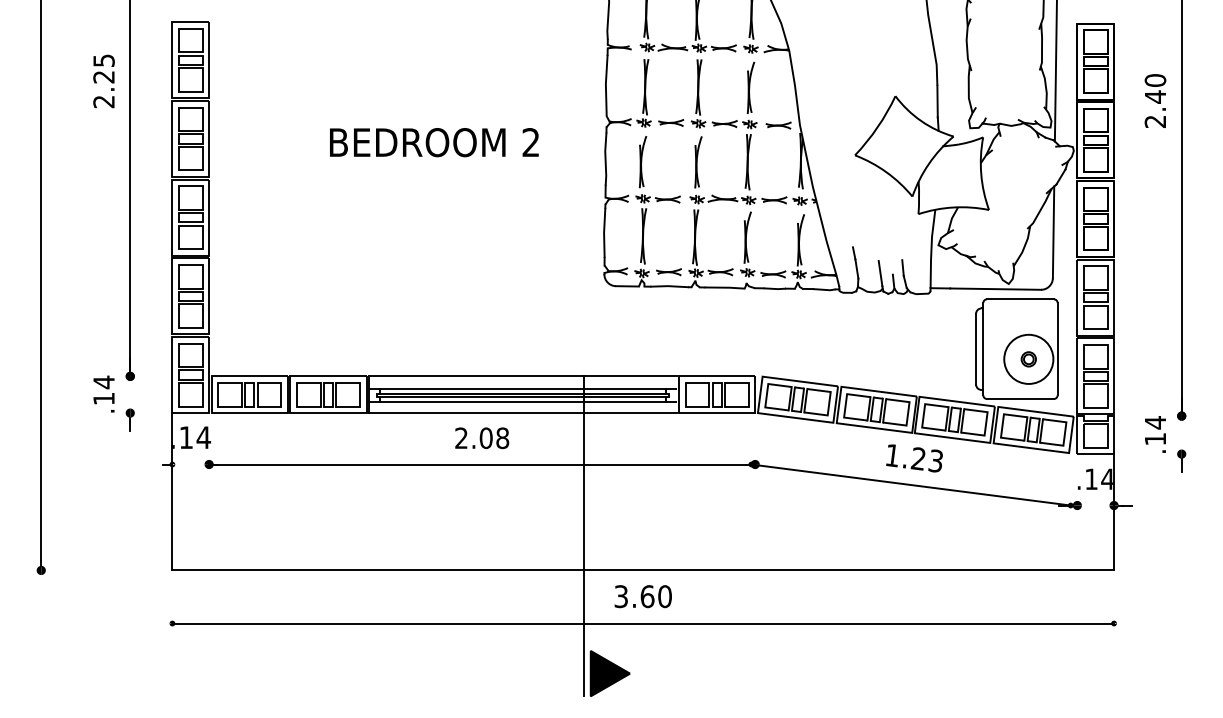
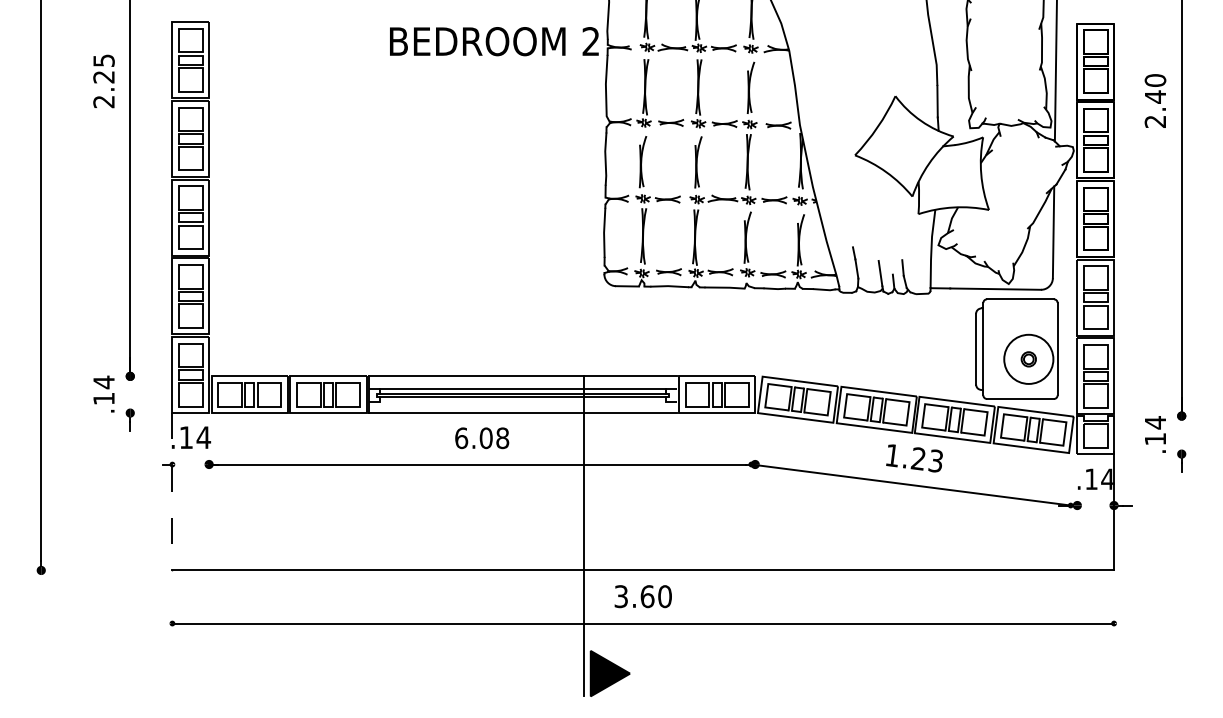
text position: (434, 142) -> (494, 41) (494, 41)
line: present -> none (522, 402)
text: 2.08 -> 6.08 (461, 438)
line: solid -> dashed (172, 491)
